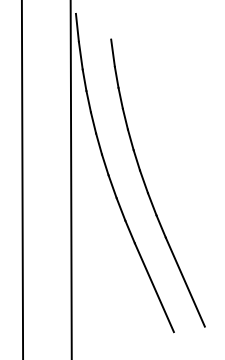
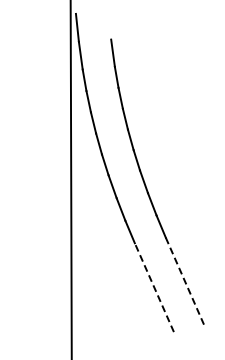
line: present -> none (22, 179)
line: solid -> dashed (185, 282)
line: solid -> dashed (154, 287)
